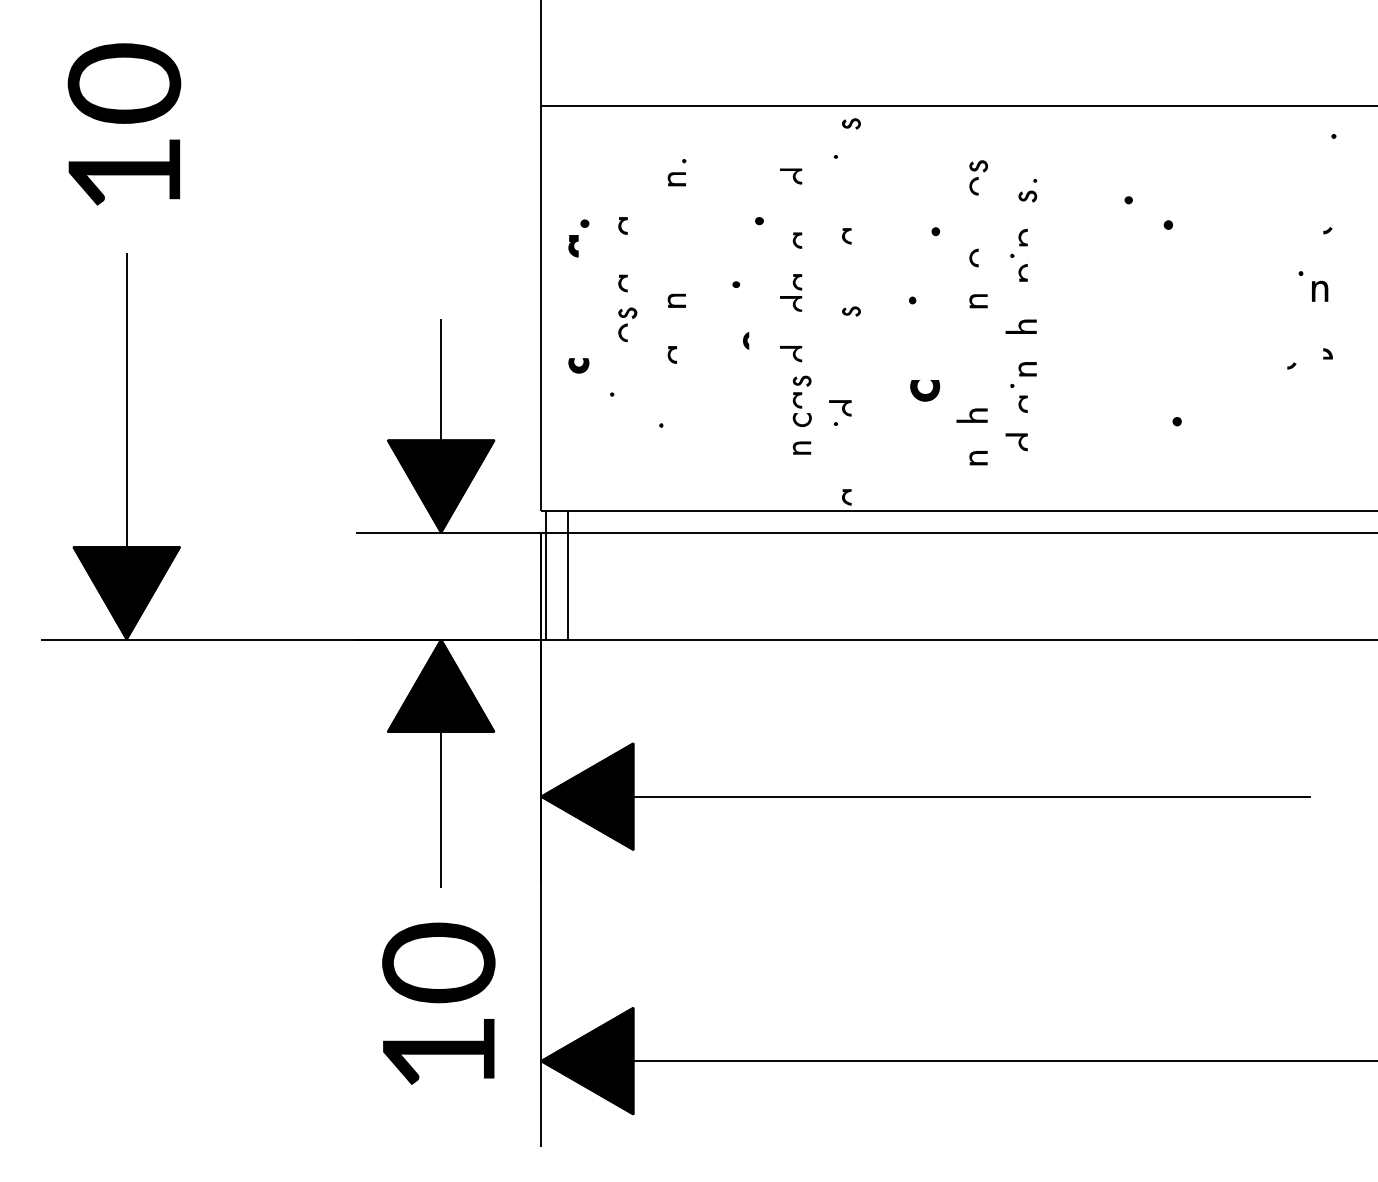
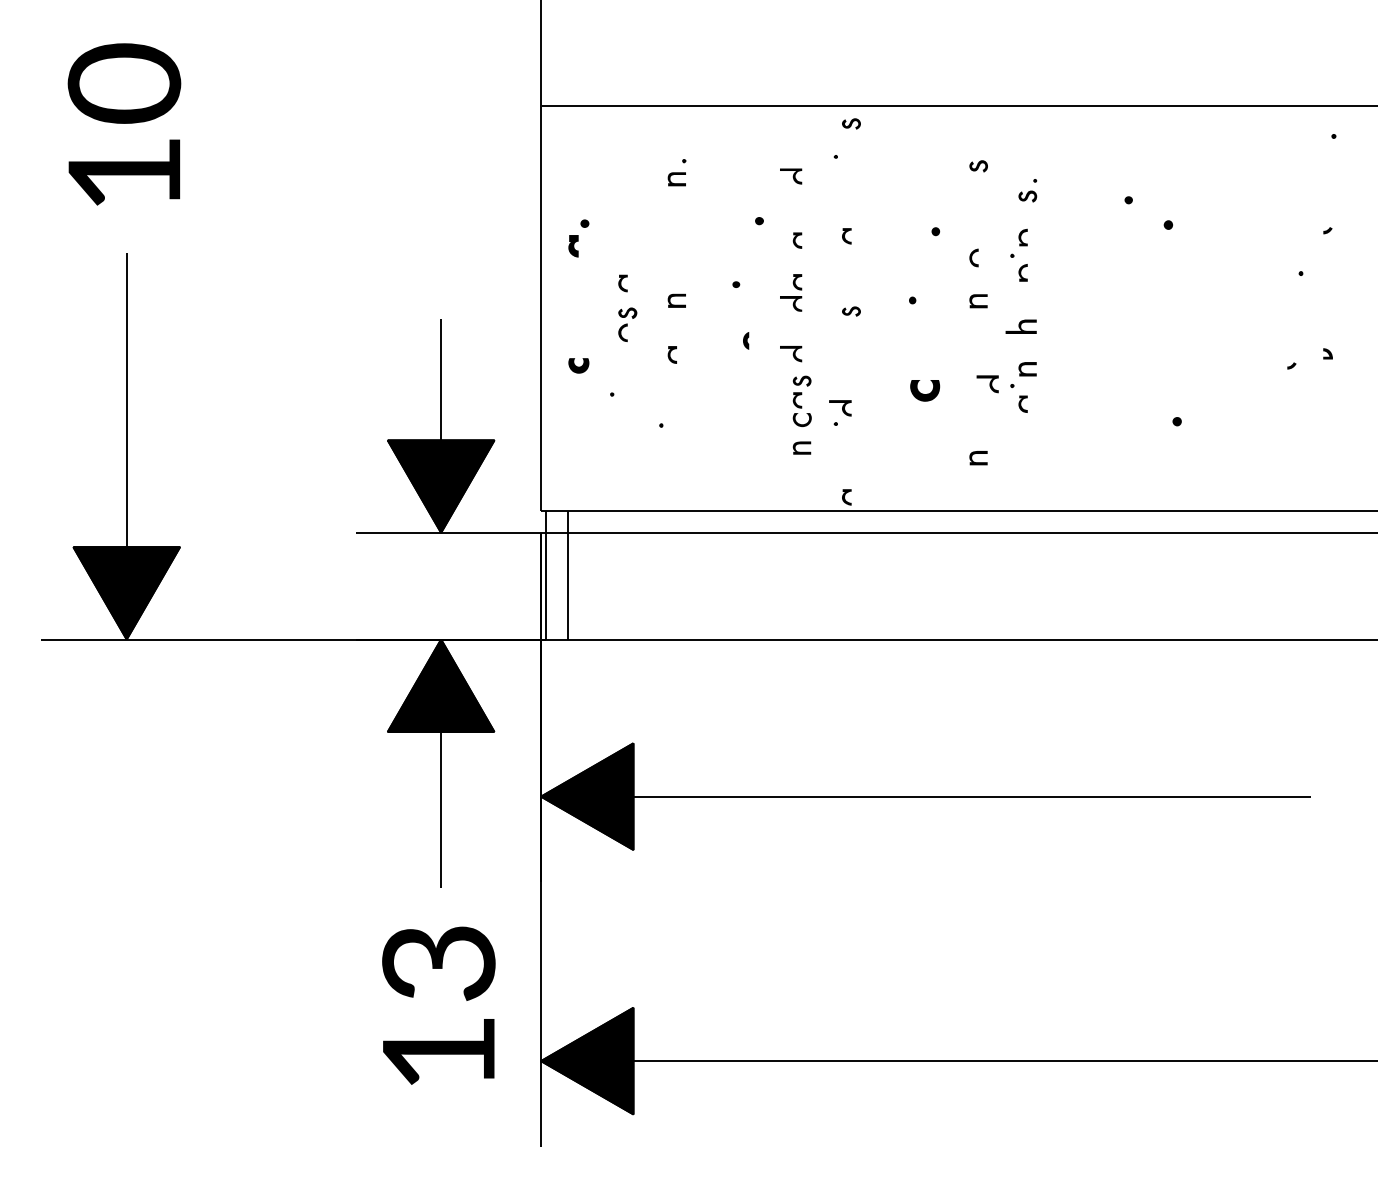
fill: present -> none (973, 185)
part: present -> none (622, 225)
part: present -> none (1320, 290)
fill: present -> none (971, 415)
part position: (1016, 442) -> (987, 384) (987, 384)
text: 10 -> 13 (438, 962)
